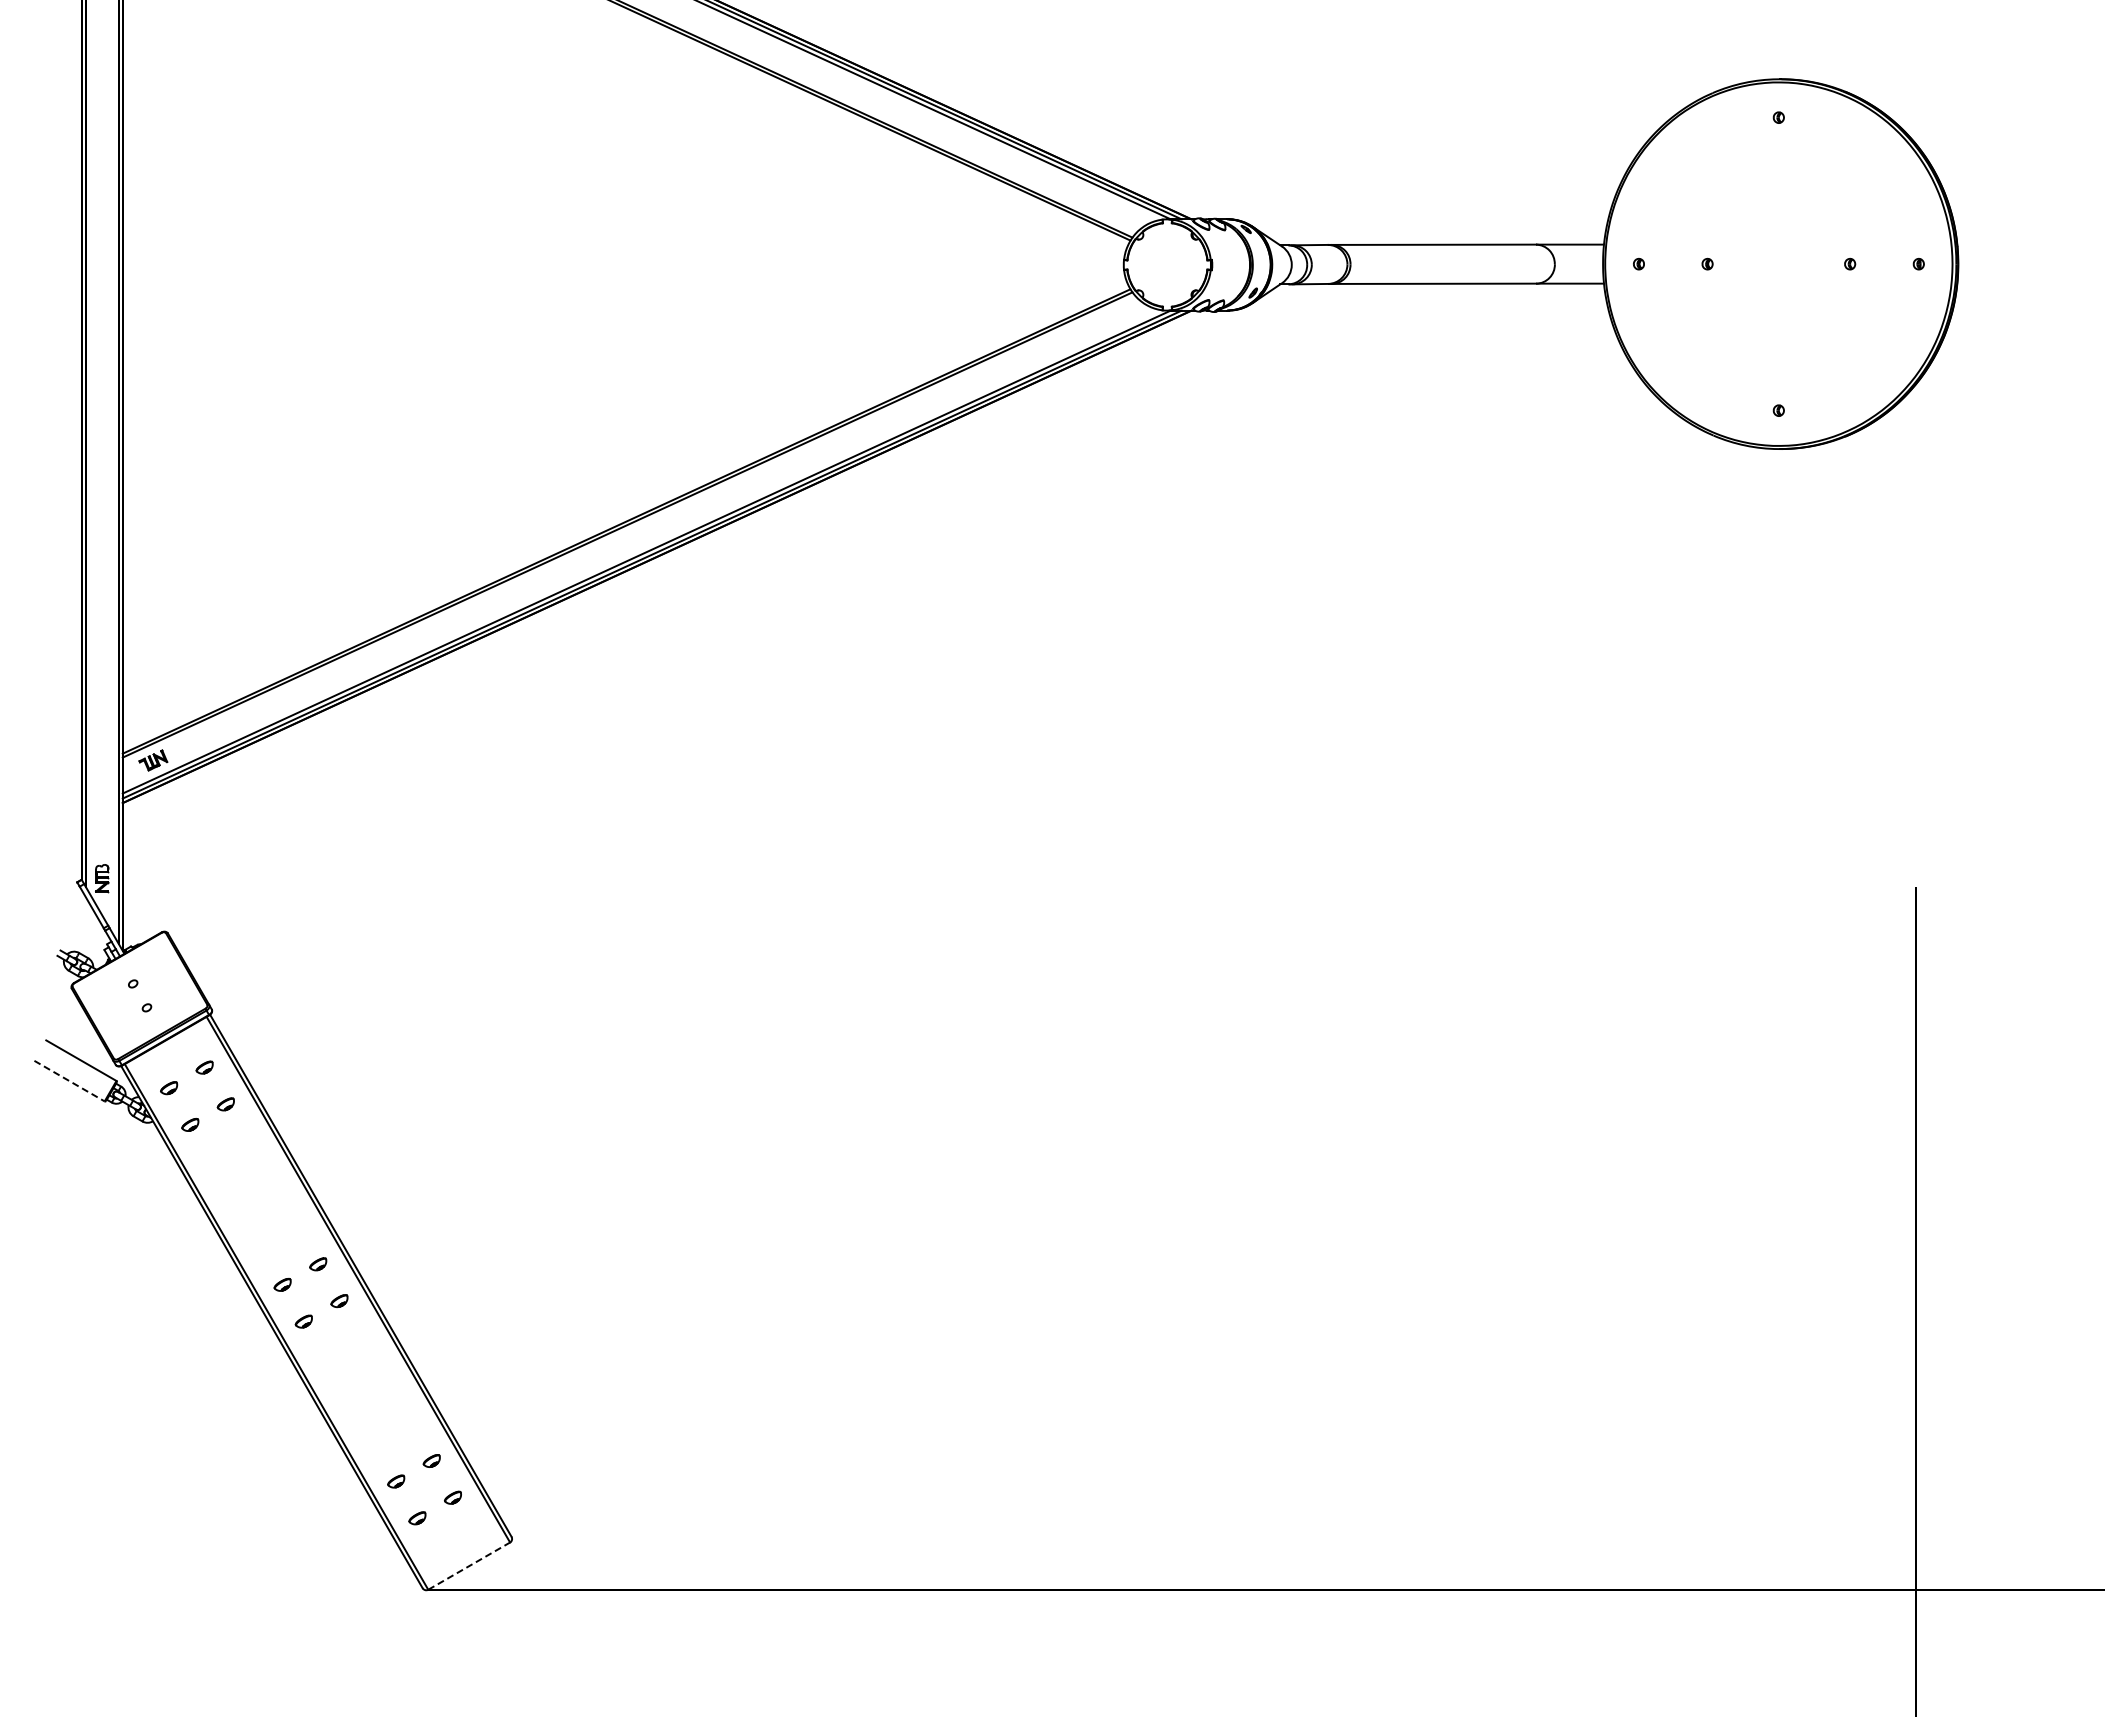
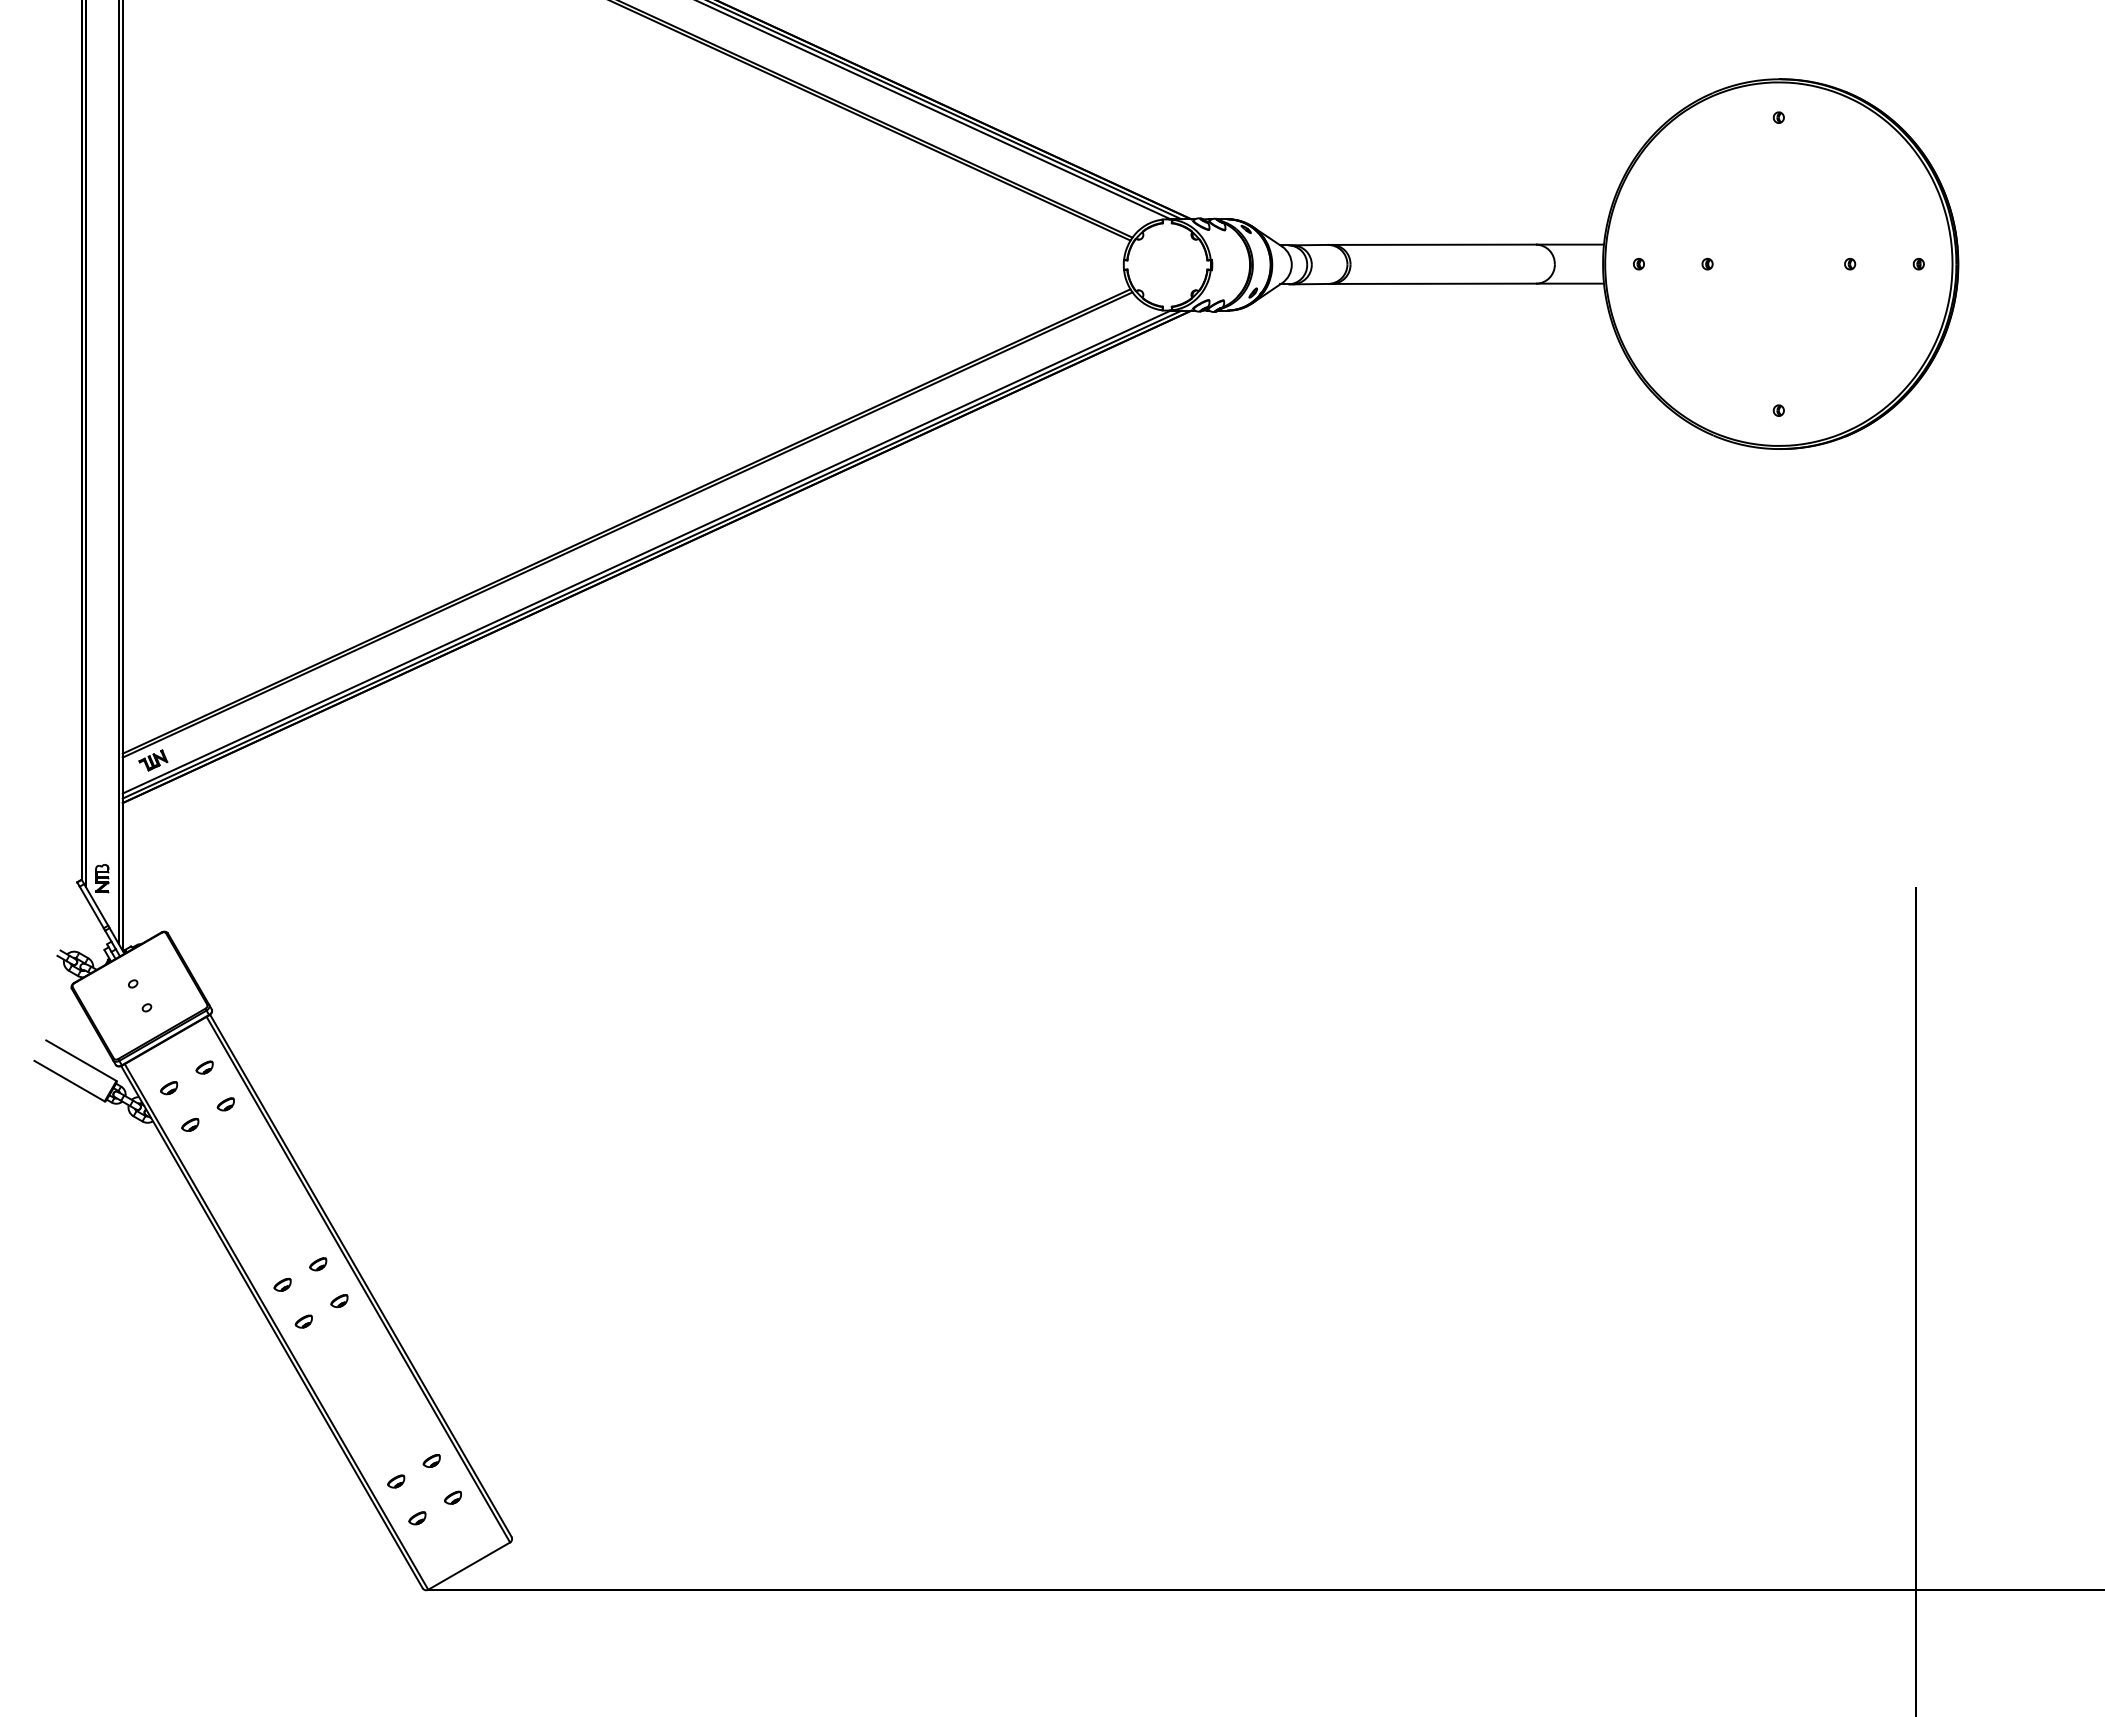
line: dashed -> solid (69, 1081)
line: dashed -> solid (469, 1565)
